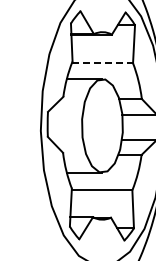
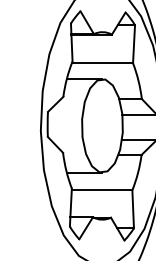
line: dashed -> solid (102, 63)
